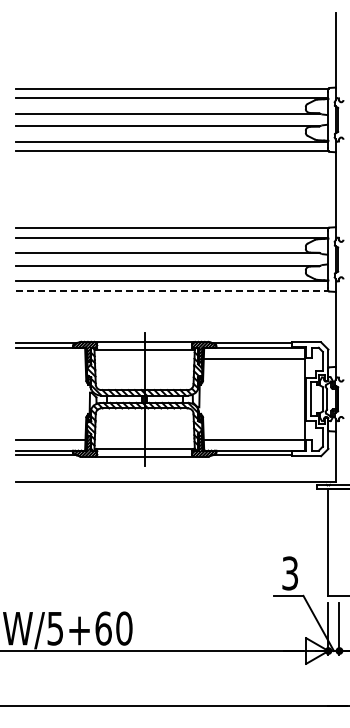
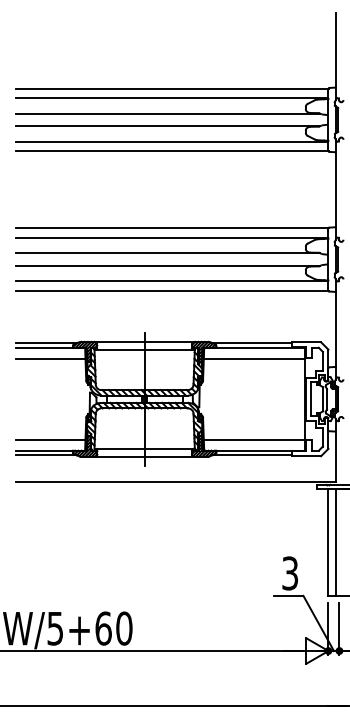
line: dashed -> solid (172, 290)
line: none -> present (50, 358)
line: none -> present (335, 542)
